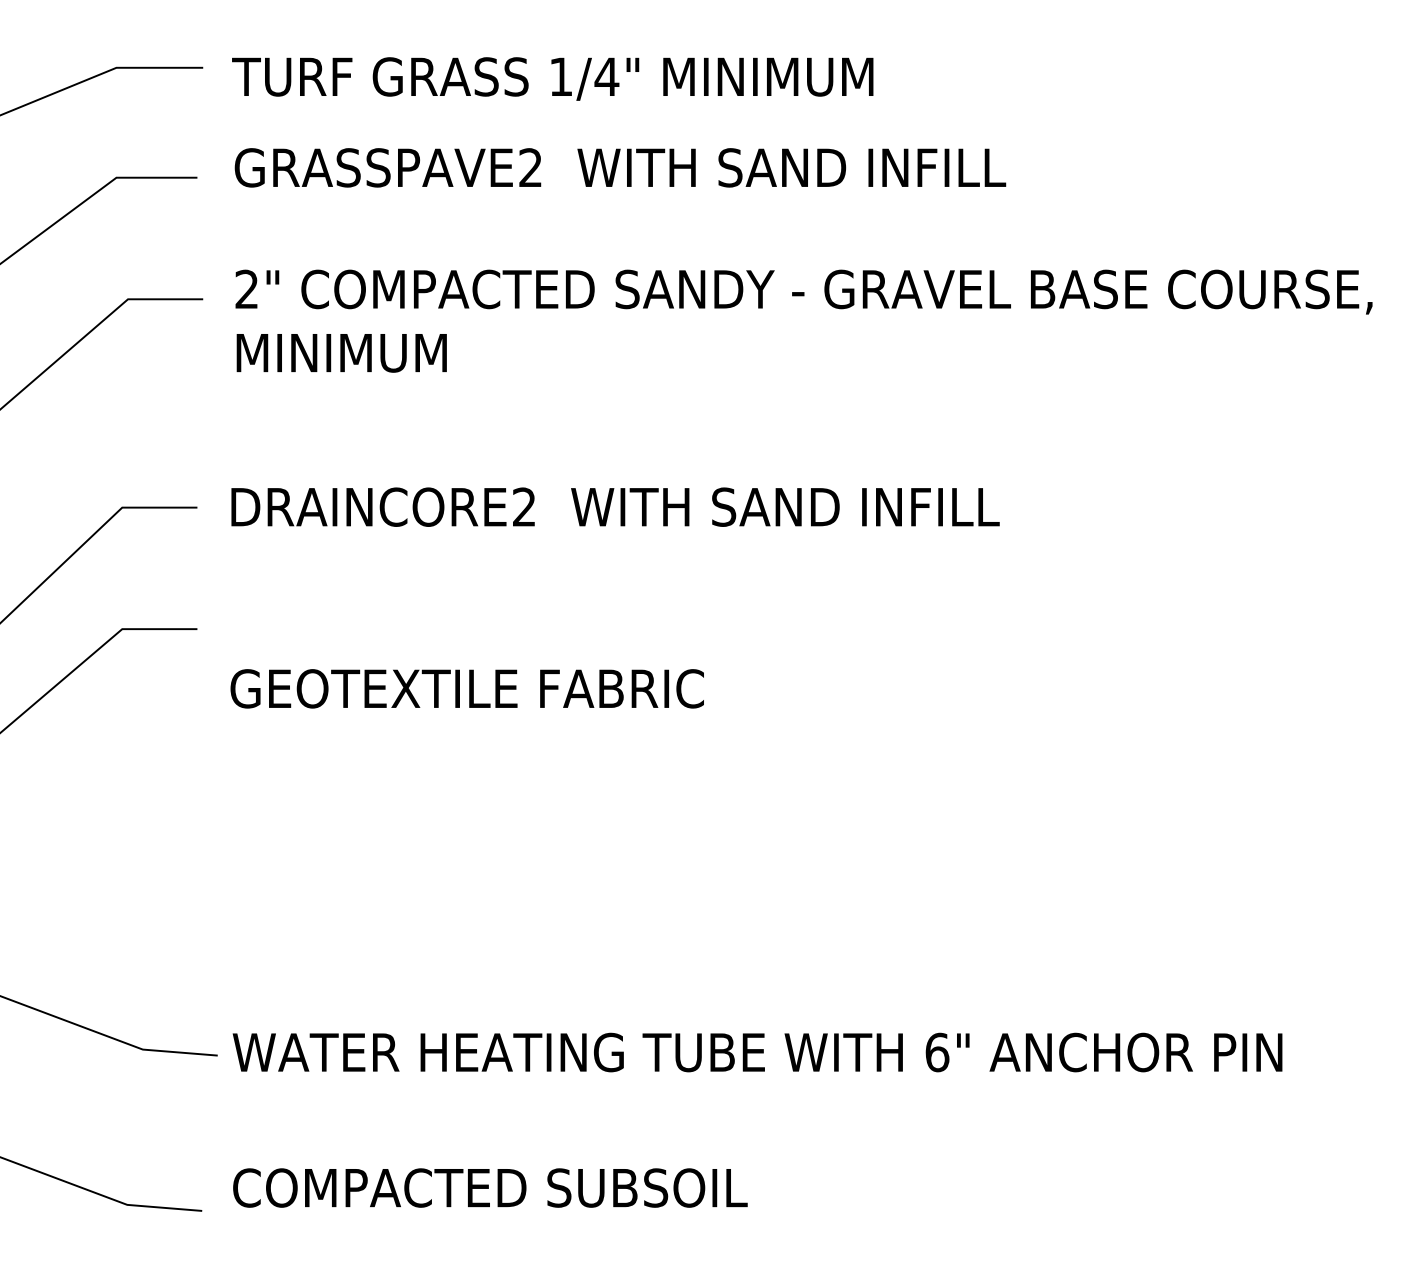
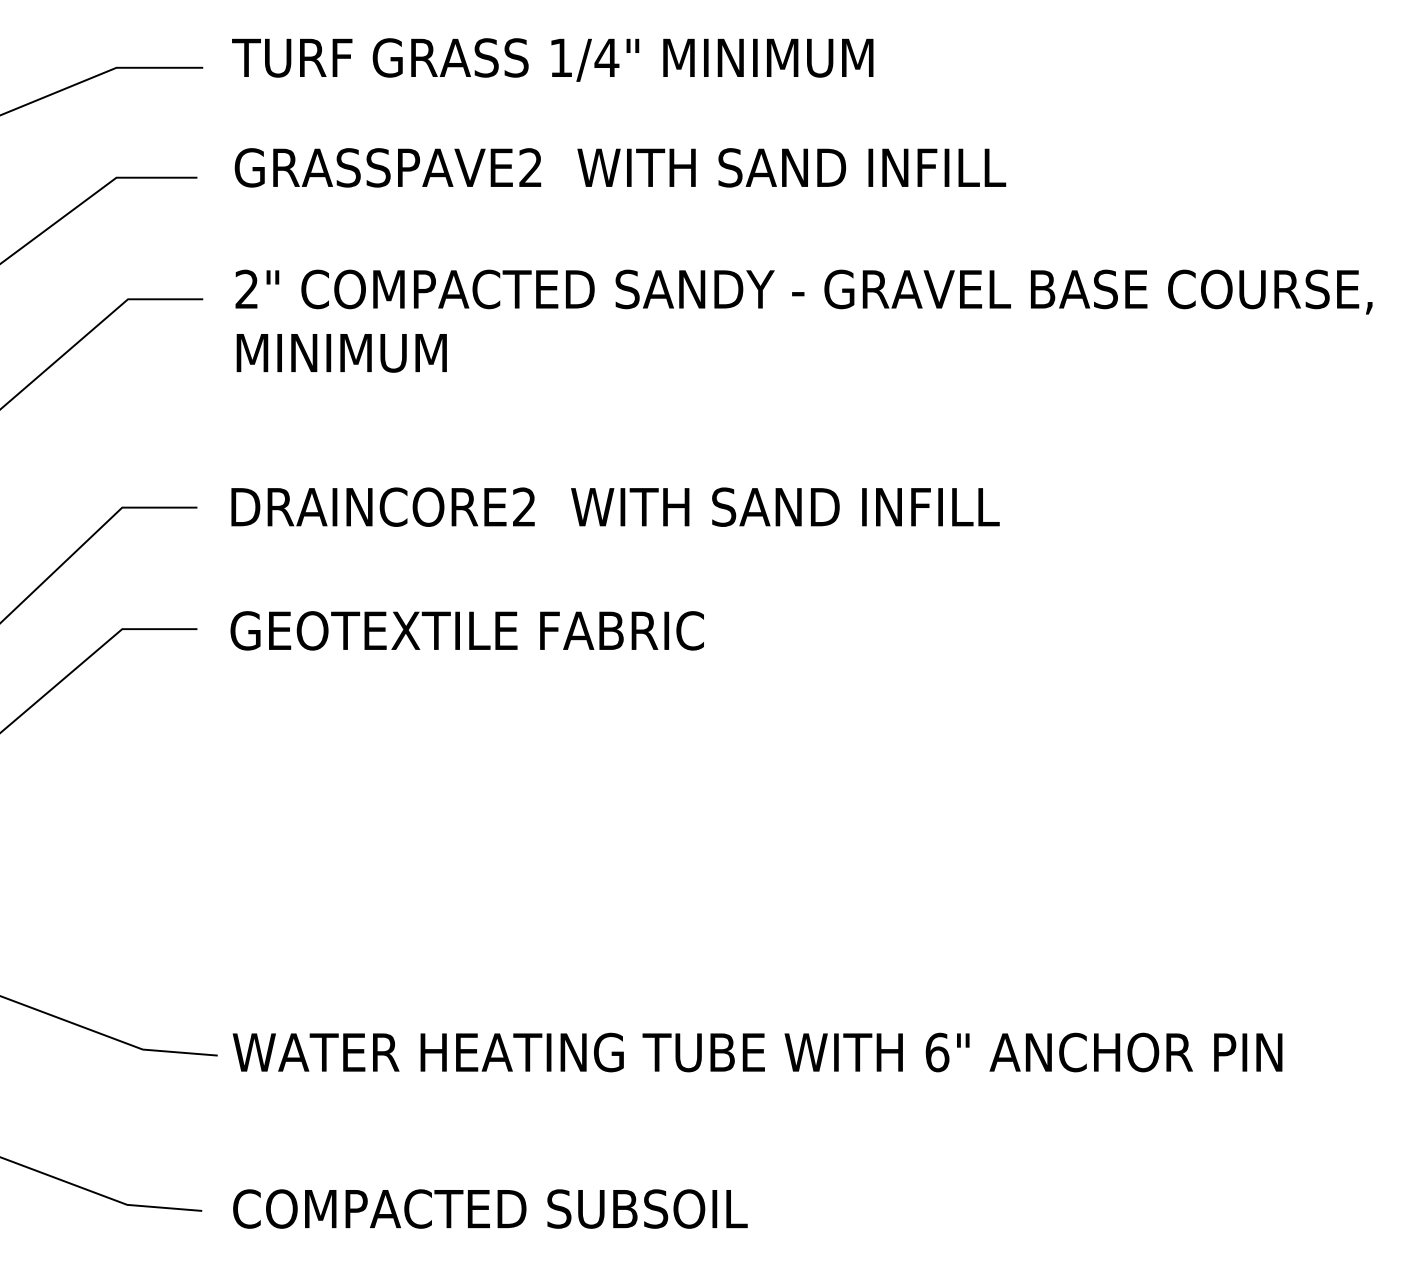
text position: (552, 78) -> (552, 59) (552, 59)
text position: (466, 688) -> (466, 630) (466, 630)
text position: (490, 1187) -> (490, 1208) (490, 1208)
